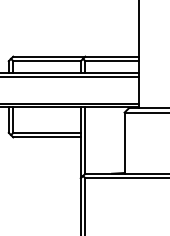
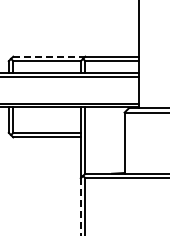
line: solid -> dashed (49, 56)
line: solid -> dashed (80, 207)
